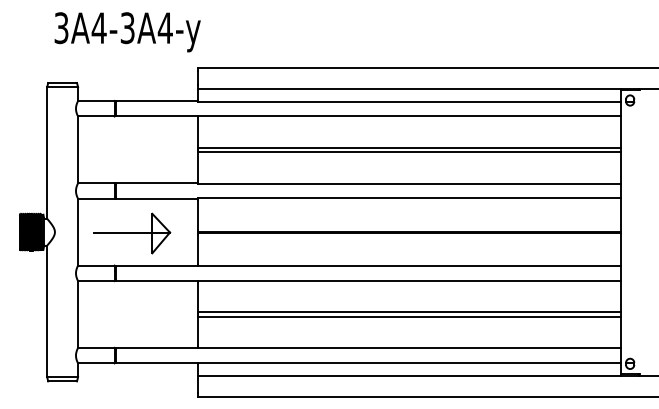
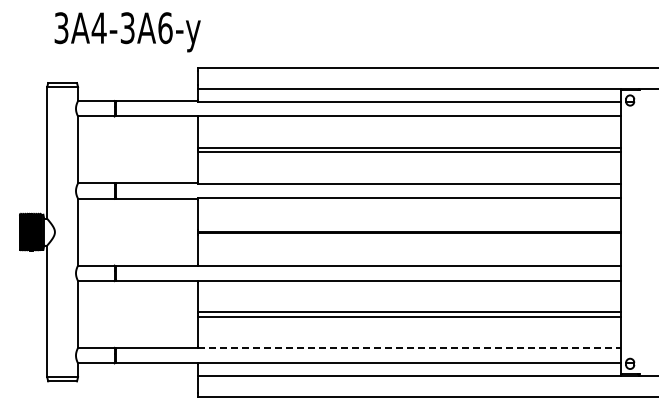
text: 3A4-3A4-y -> 3A4-3A6-y (164, 28)
part: present -> none (132, 233)
line: solid -> dashed (409, 348)
